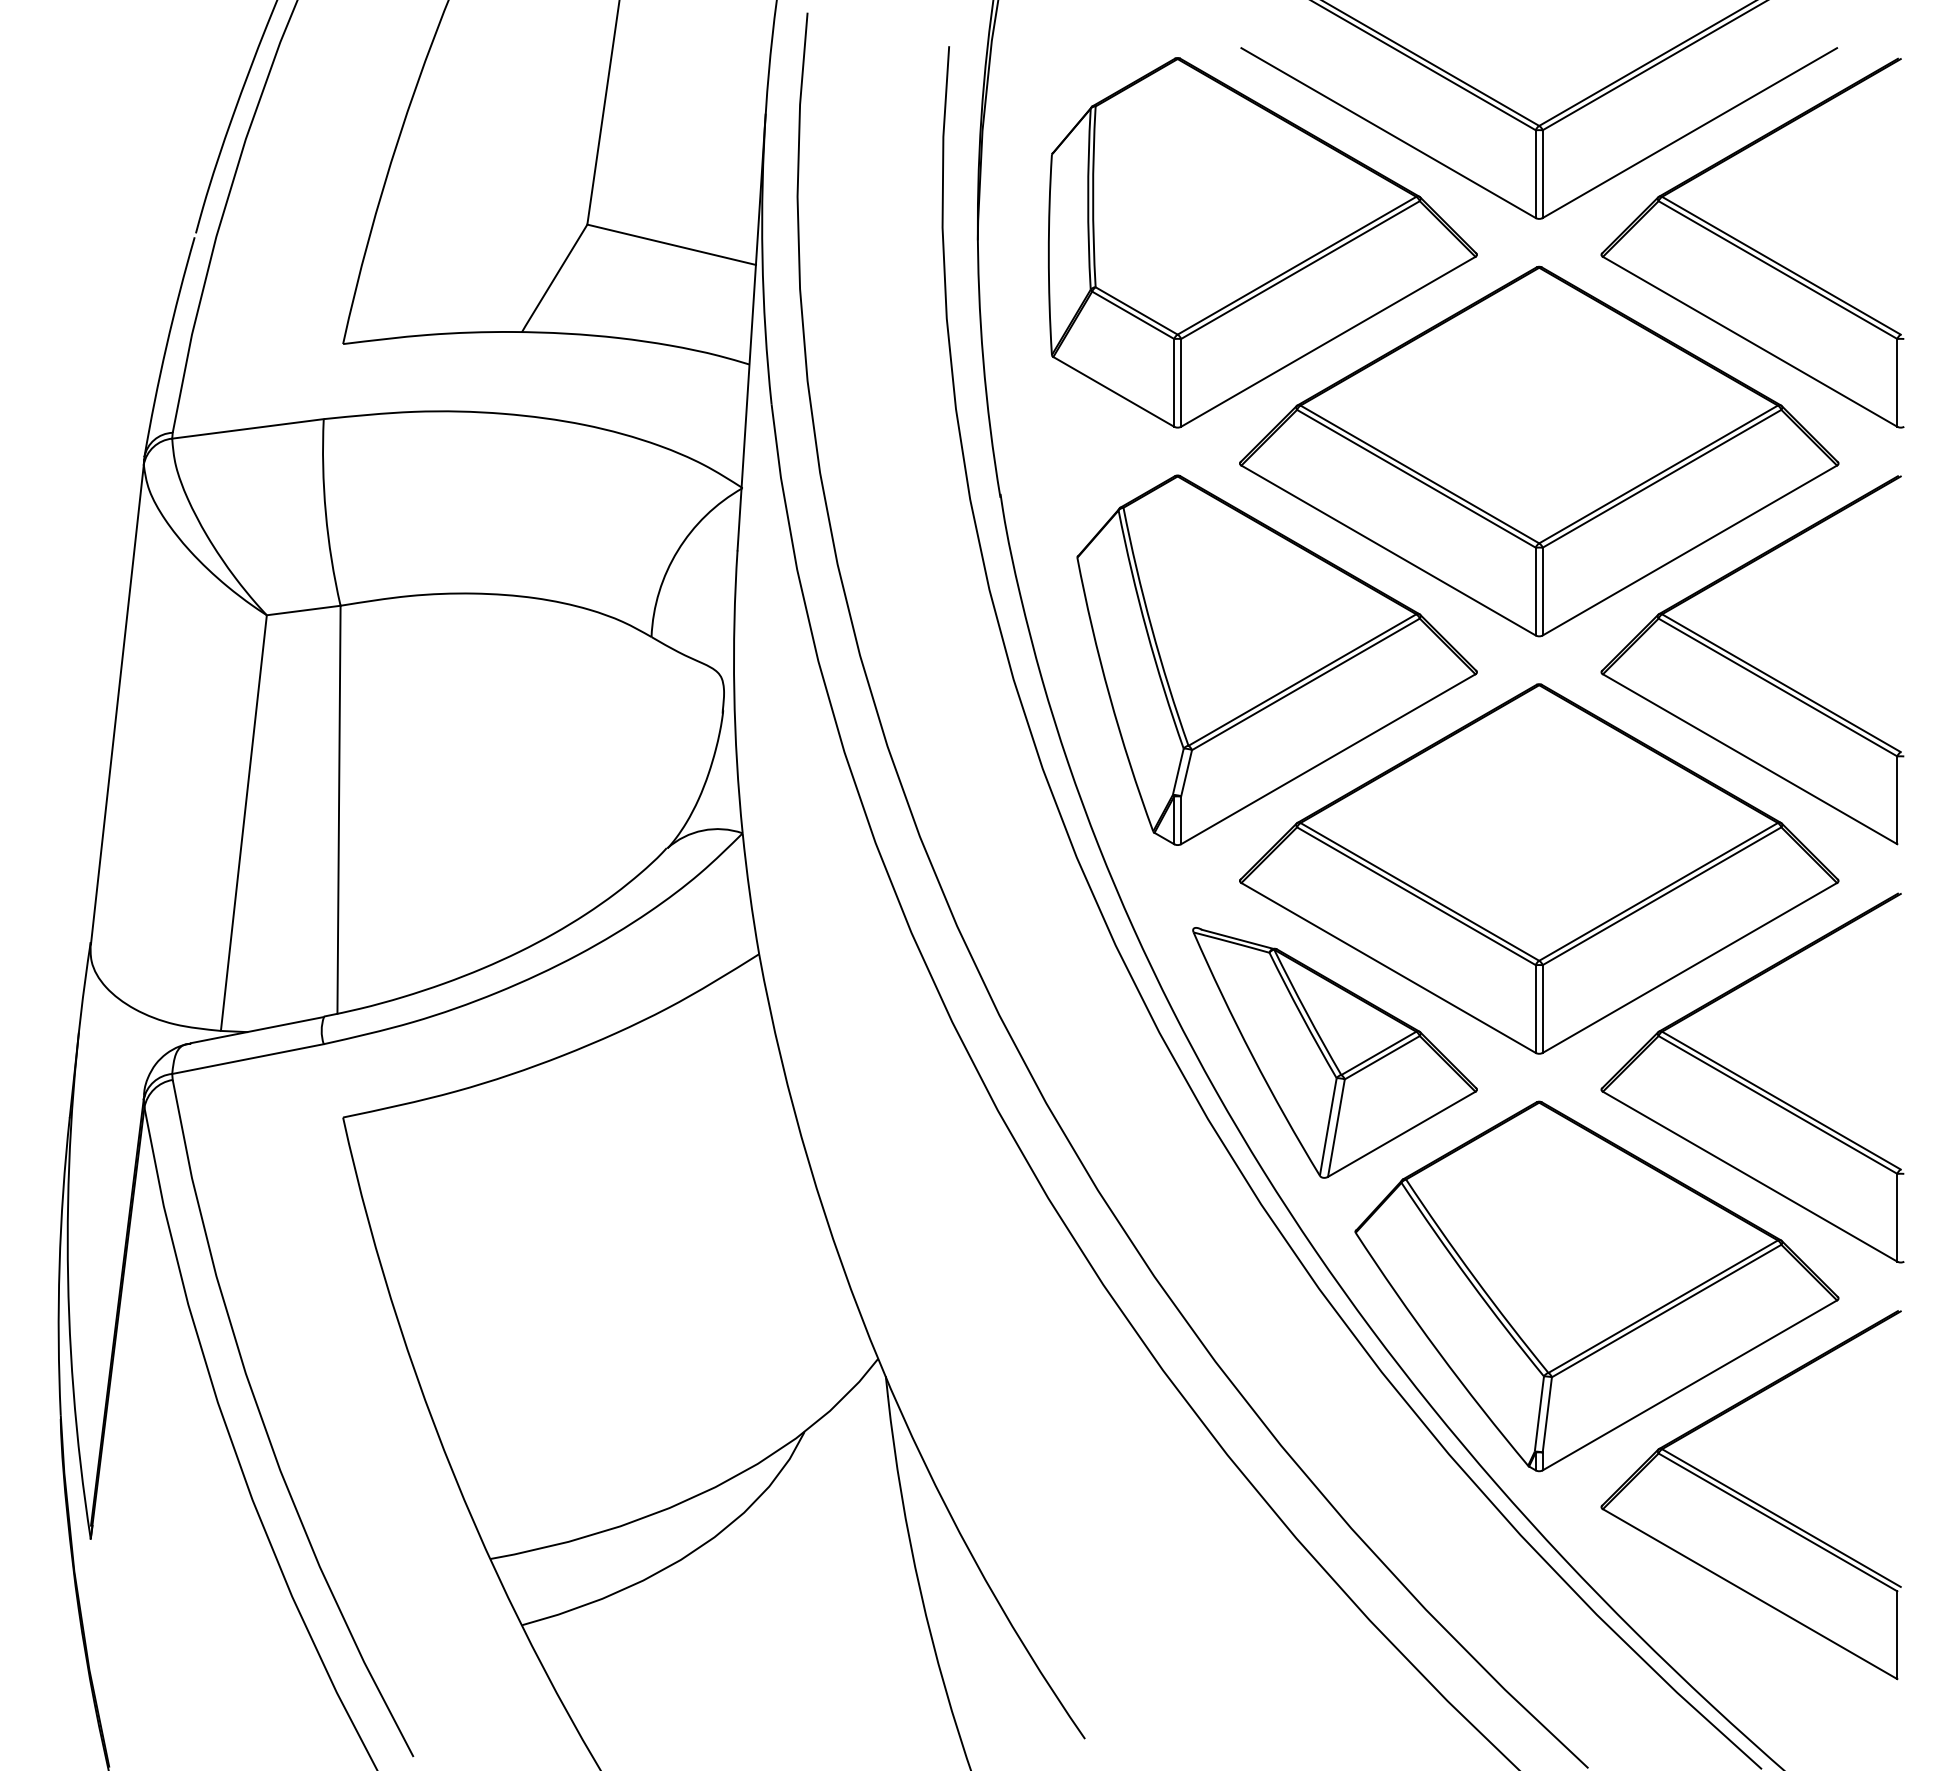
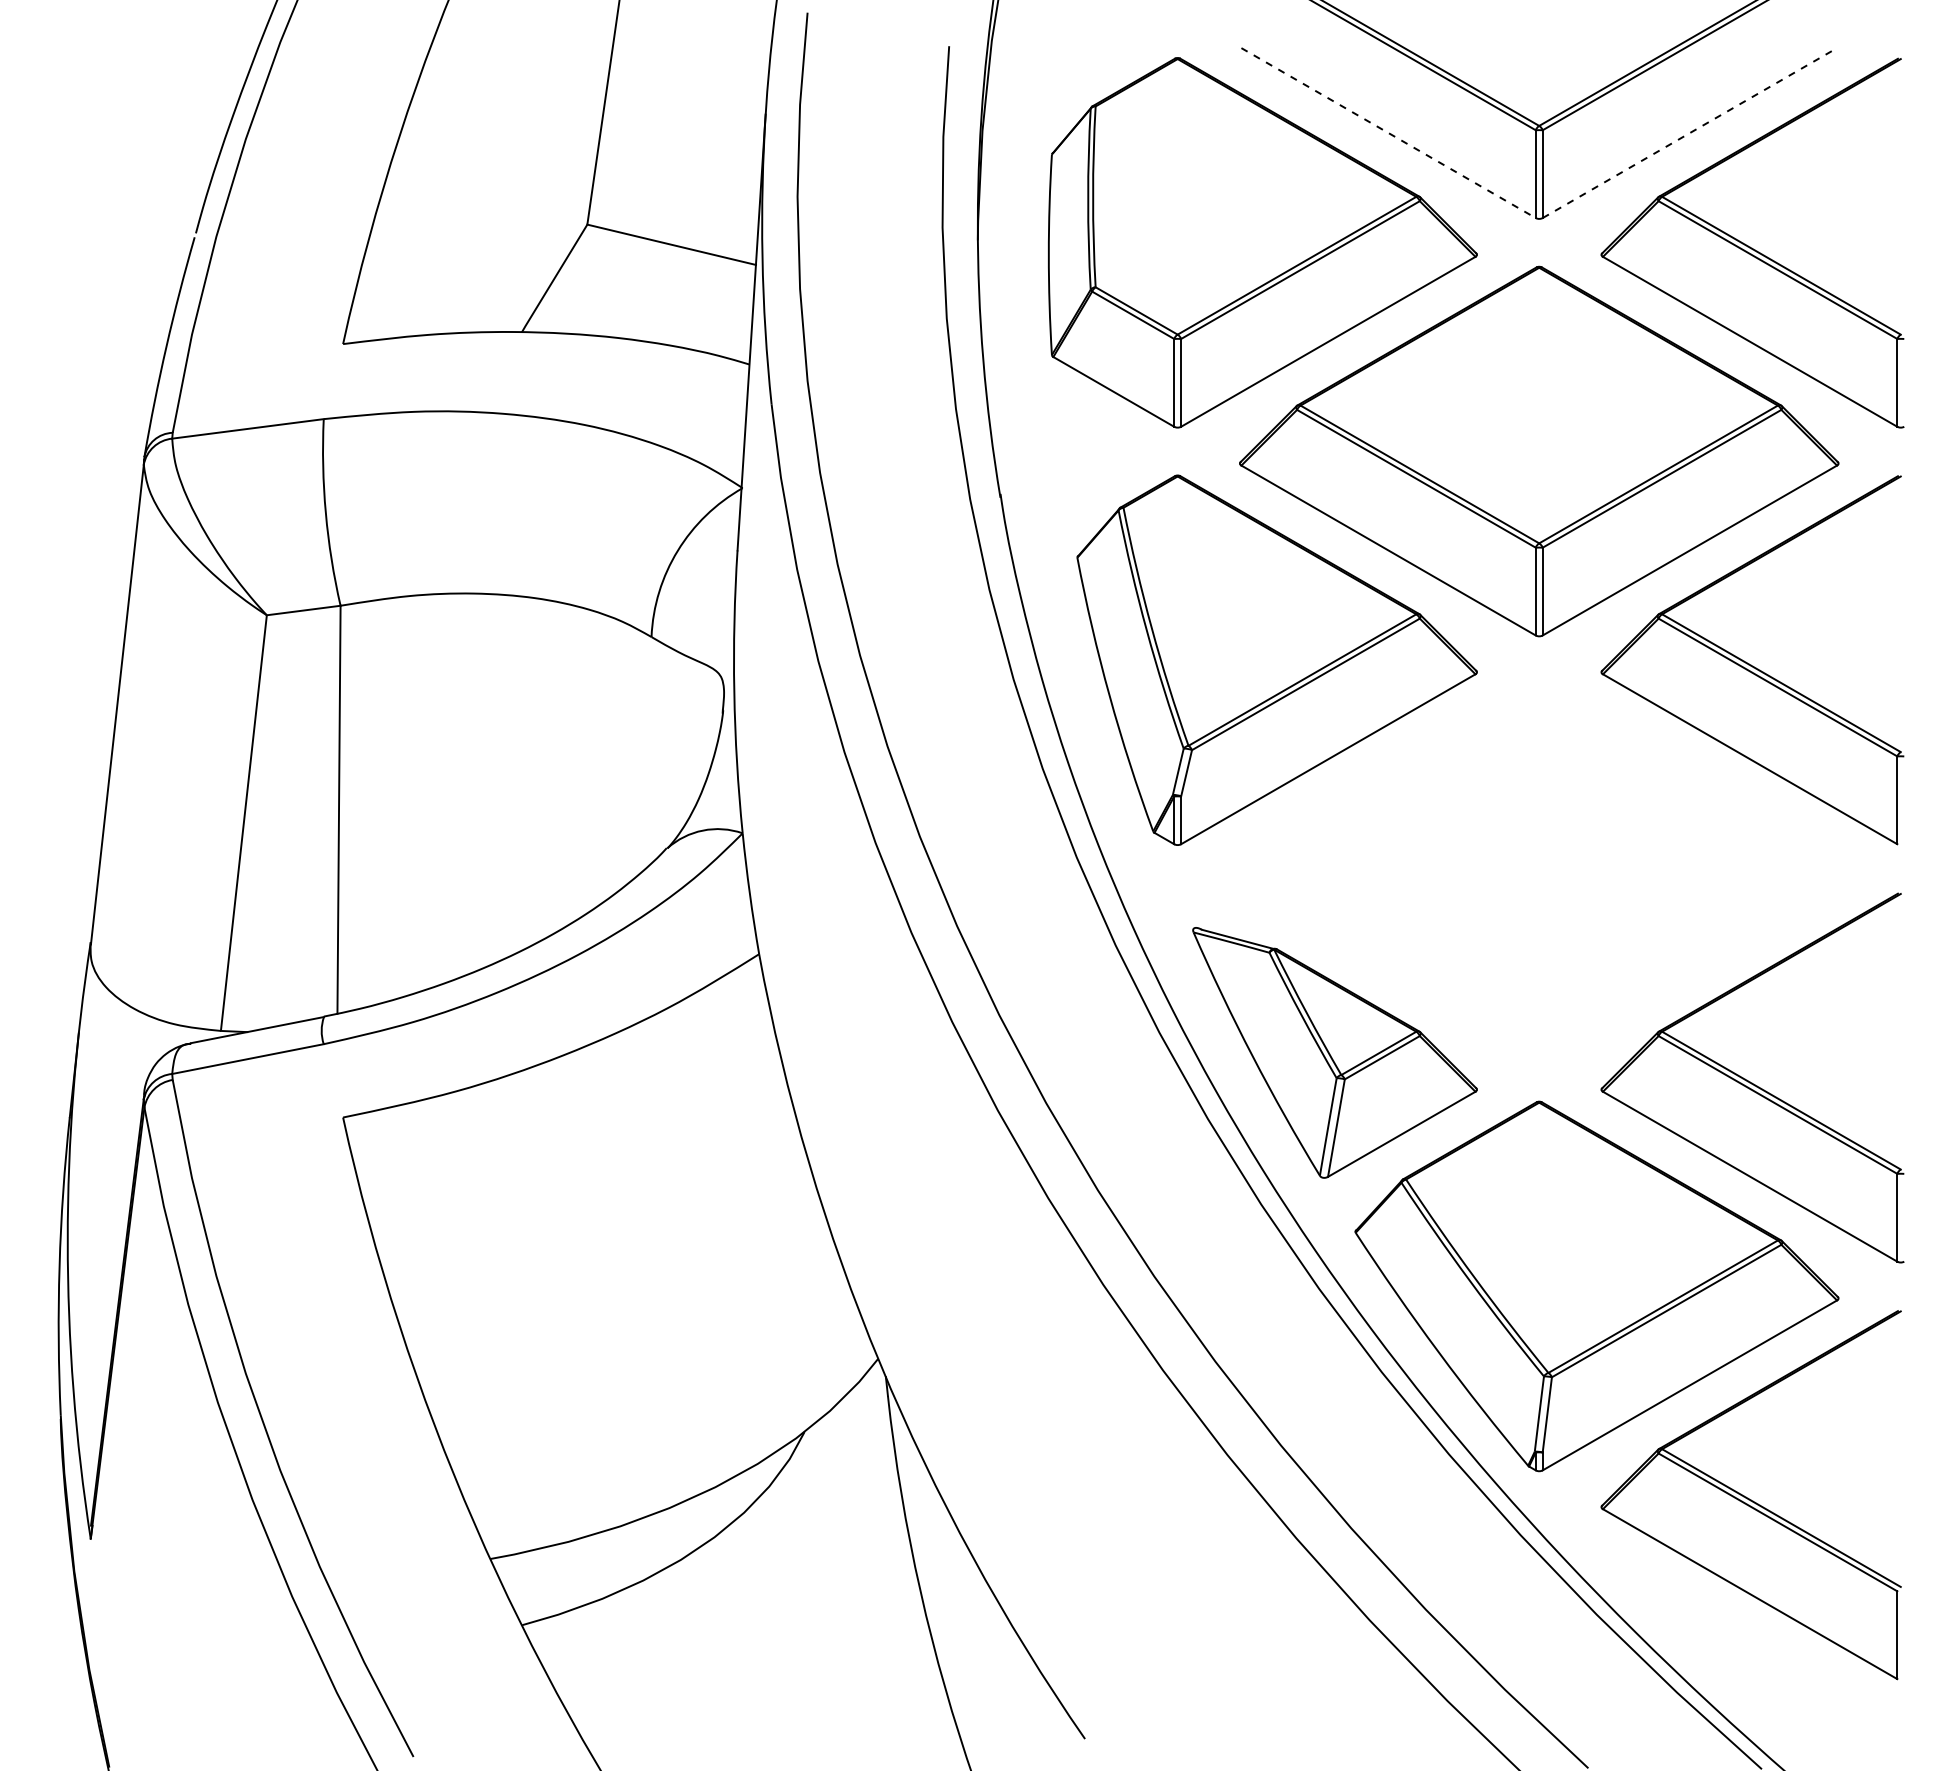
line: solid -> dashed (1388, 133)
line: solid -> dashed (1689, 133)
part: present -> none (1539, 868)
